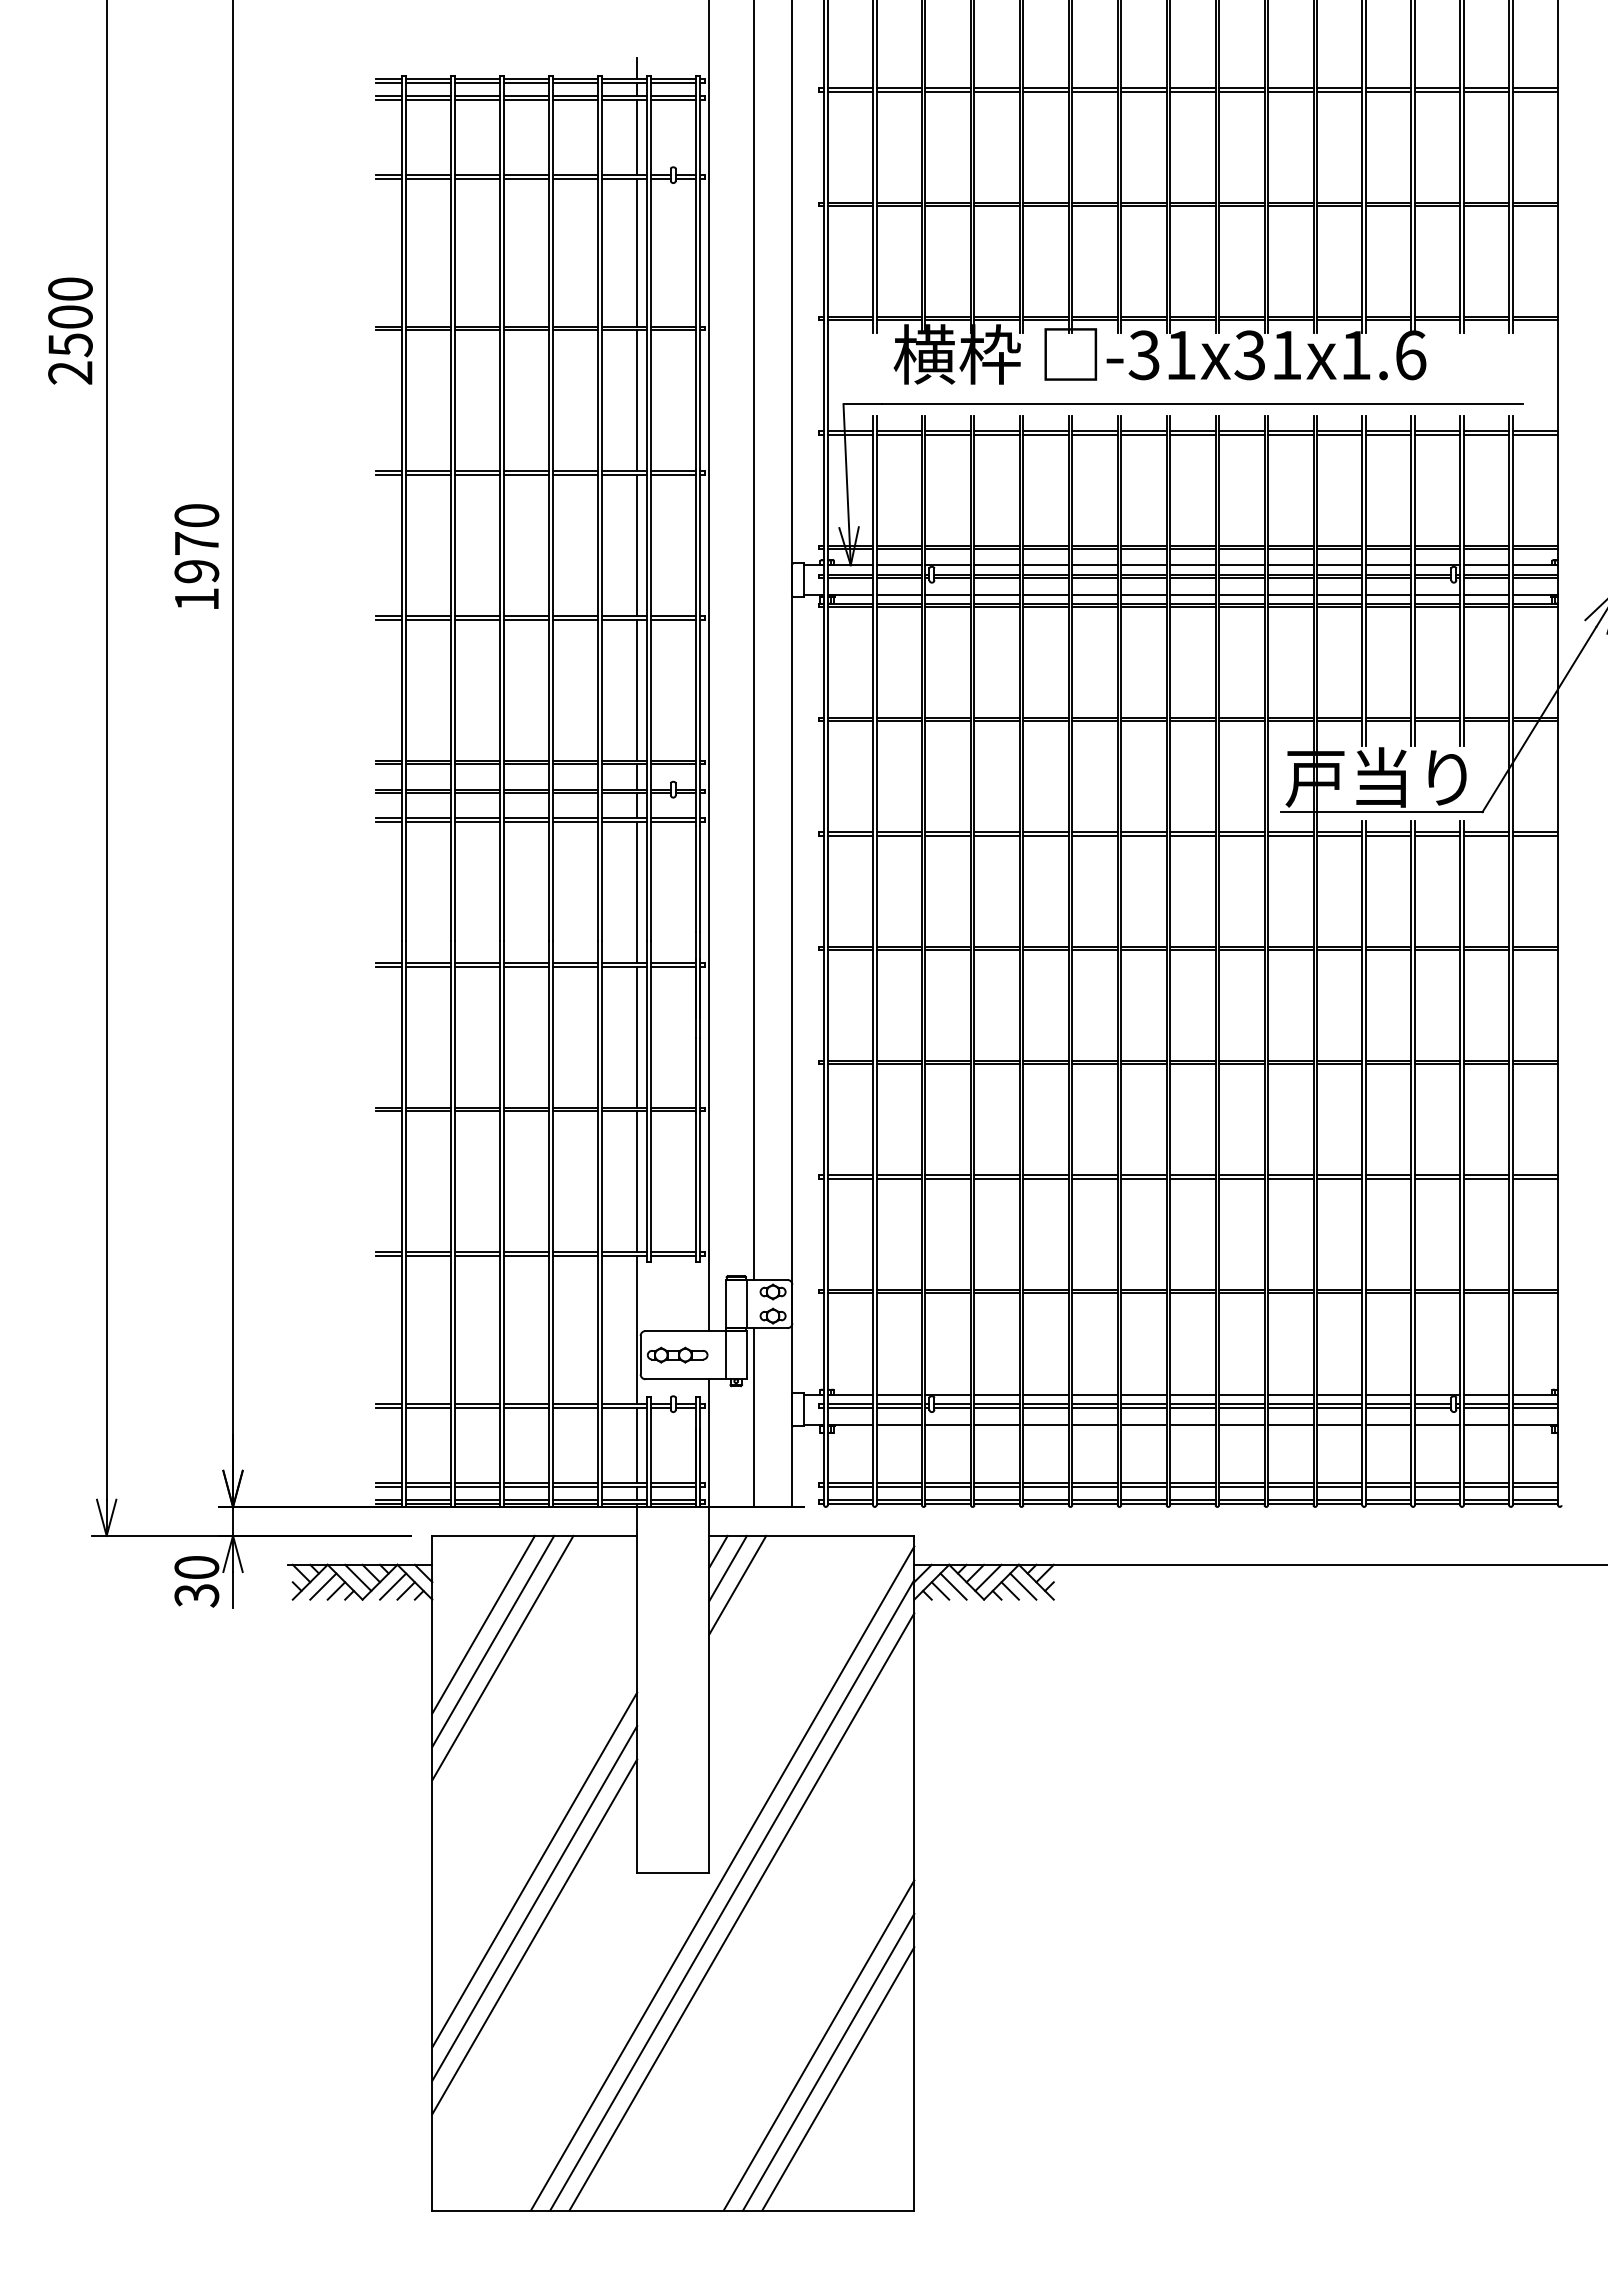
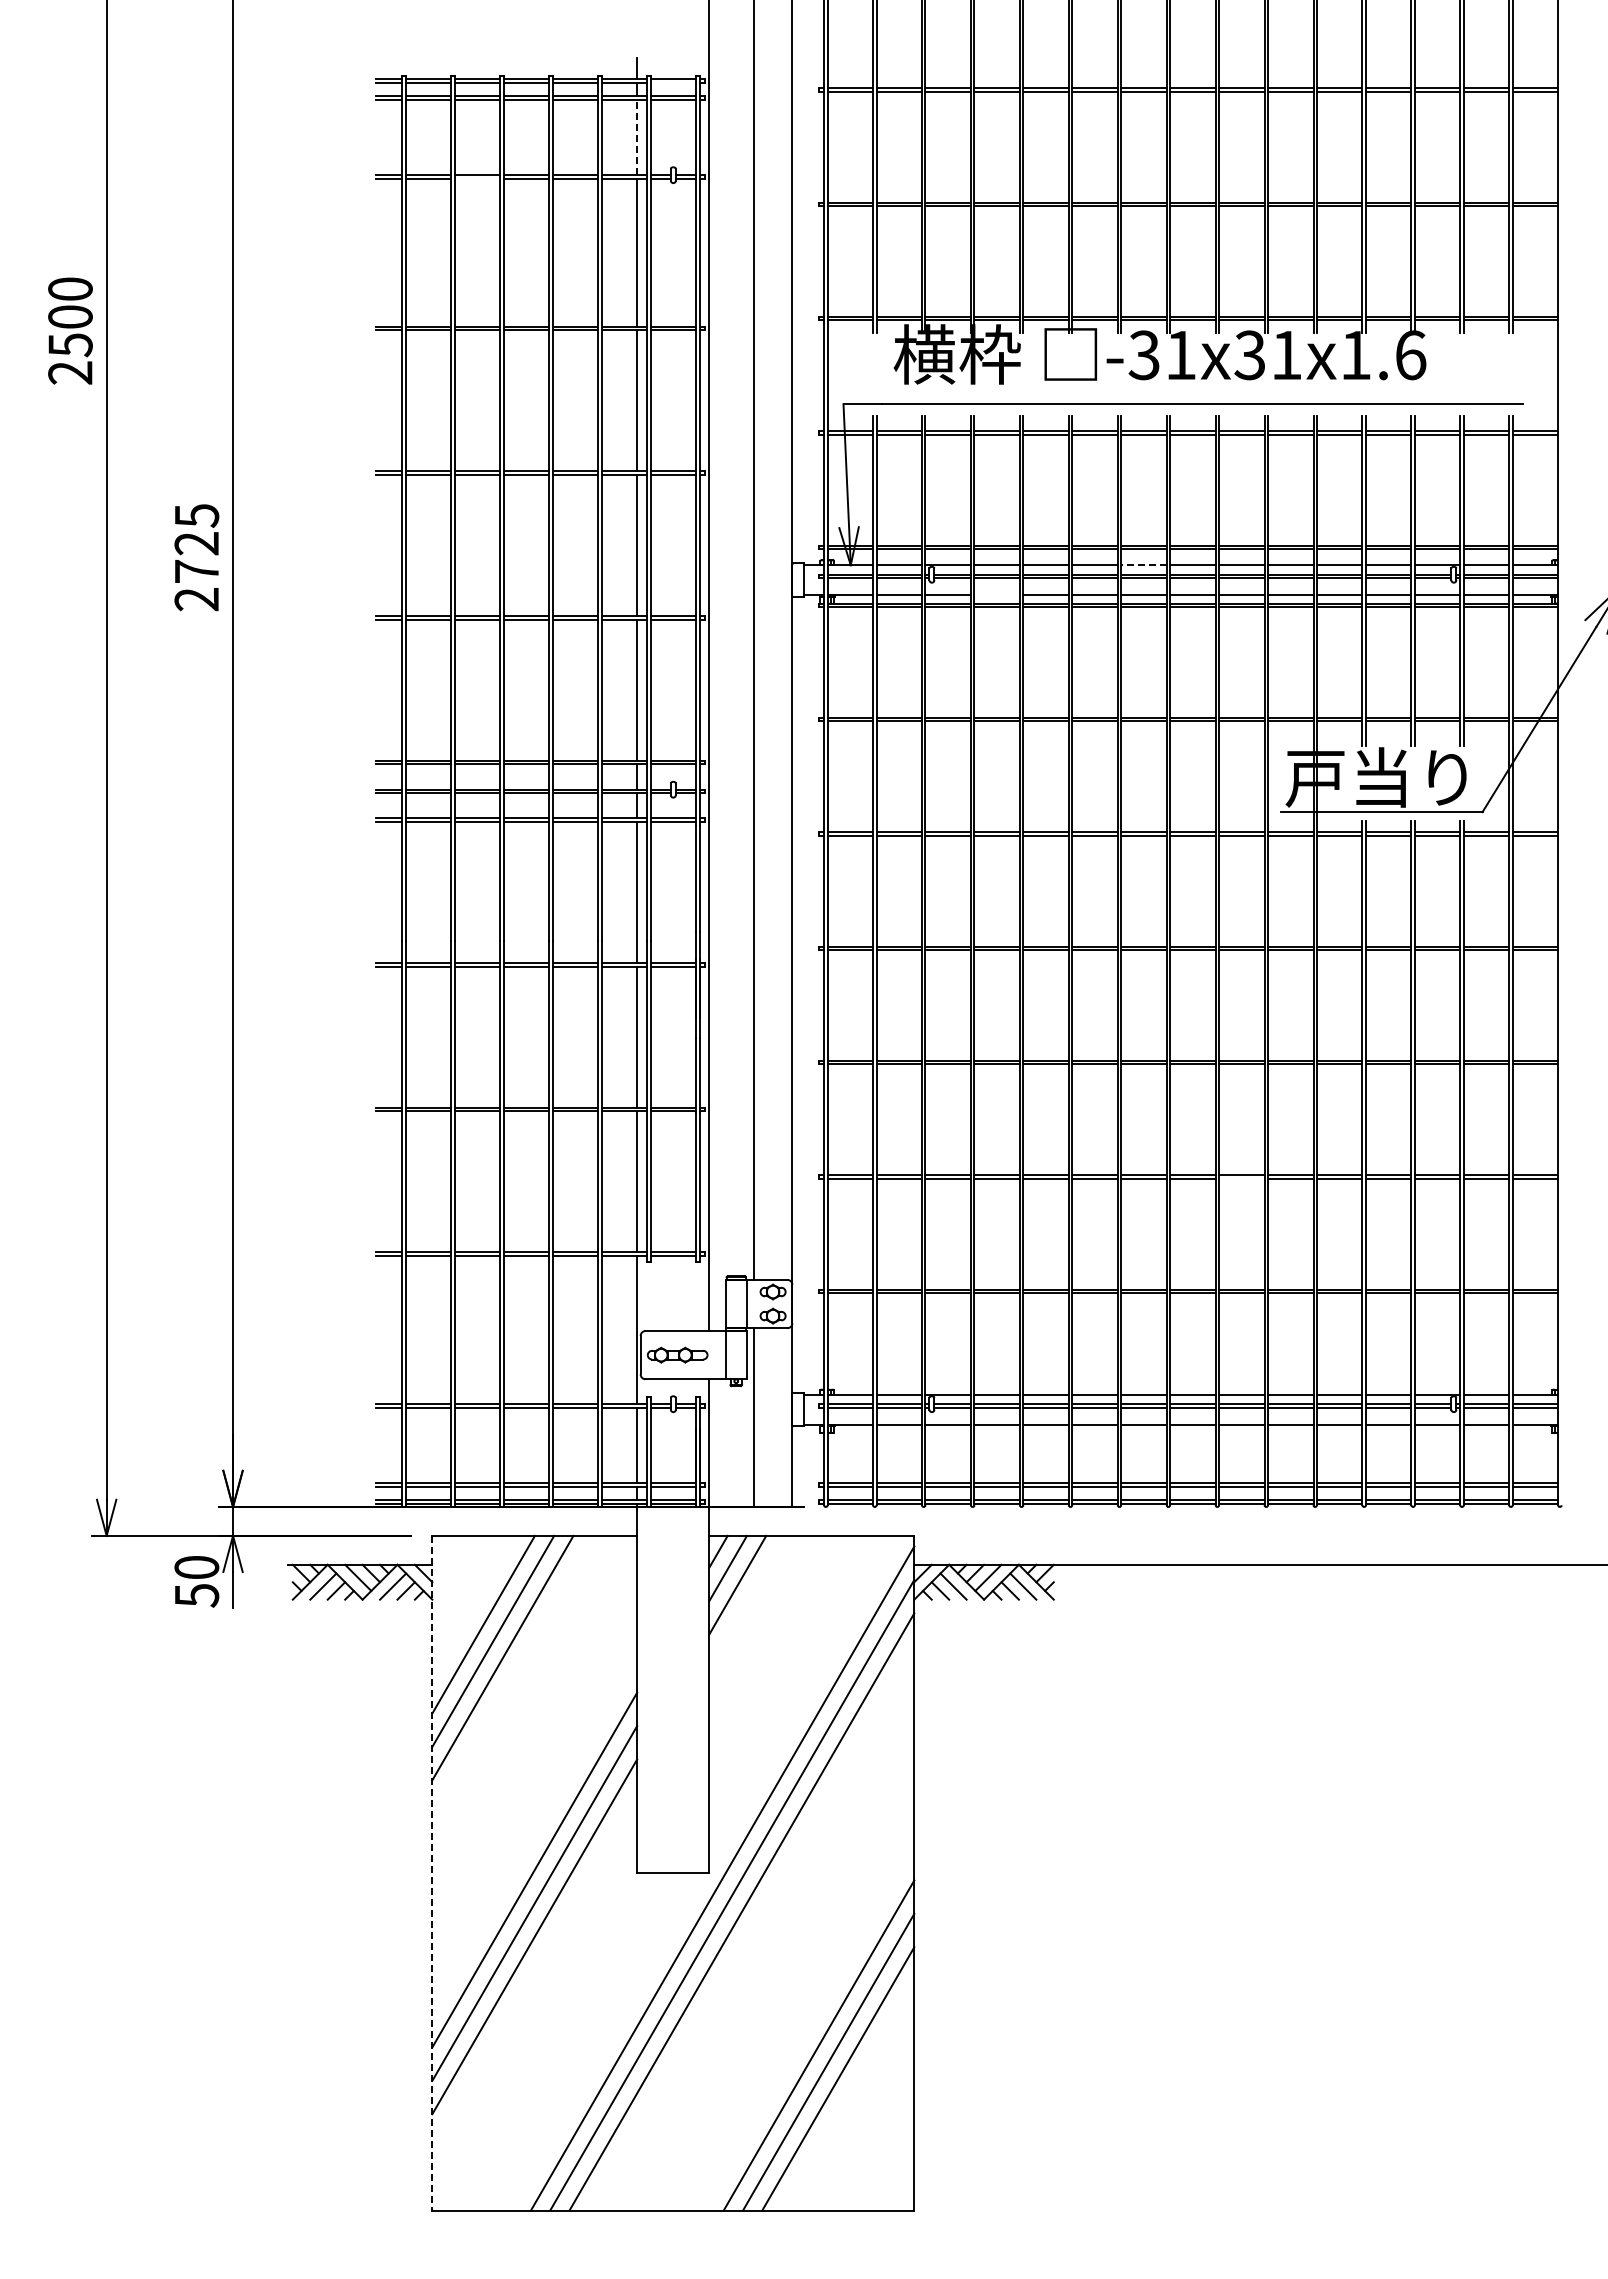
line: present -> none (673, 82)
line: solid -> dashed (637, 137)
line: present -> none (477, 178)
text: 1970 -> 2725 (196, 557)
line: solid -> dashed (1143, 565)
line: present -> none (996, 595)
line: present -> none (1241, 1178)
text: 30 -> 50 (196, 1595)
line: solid -> dashed (432, 1873)
